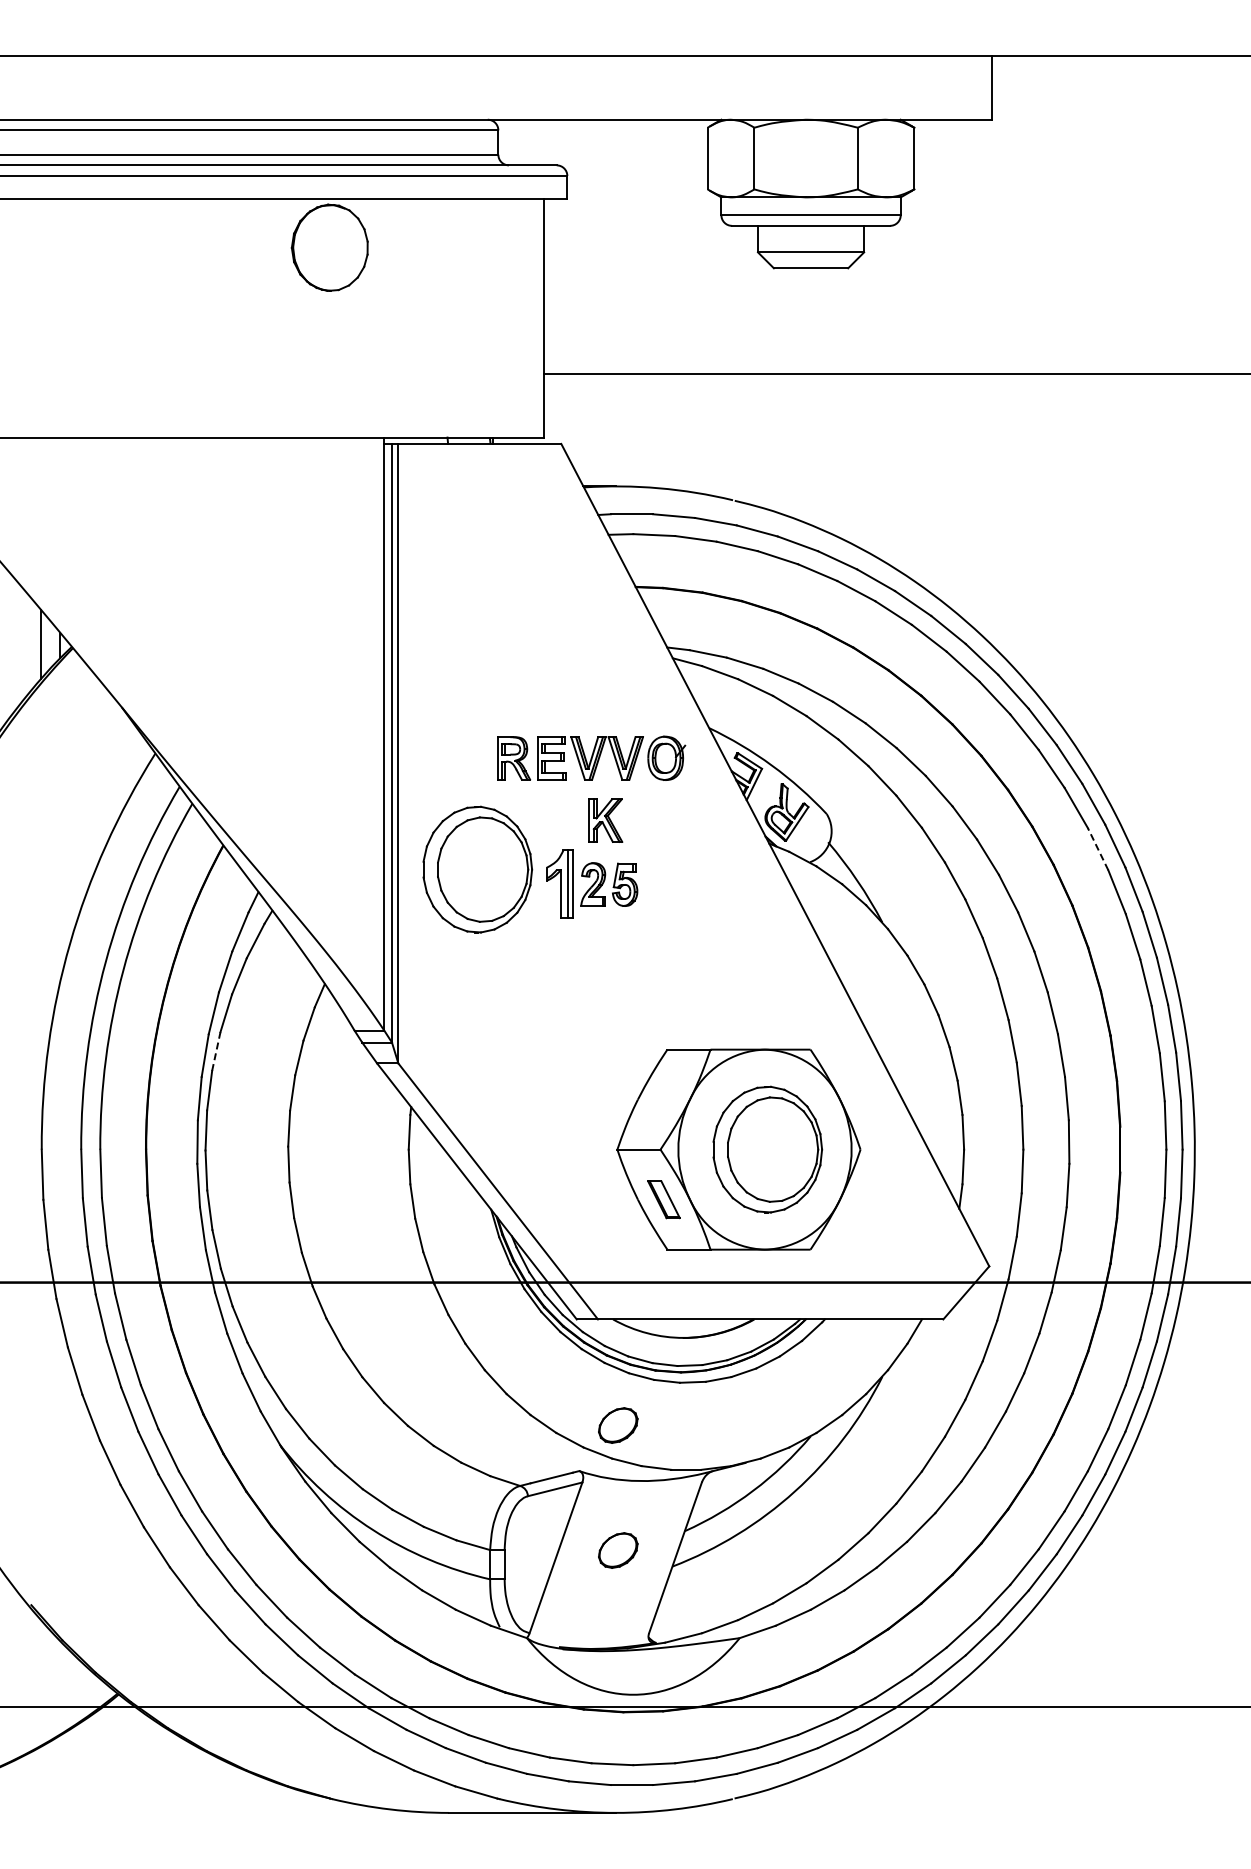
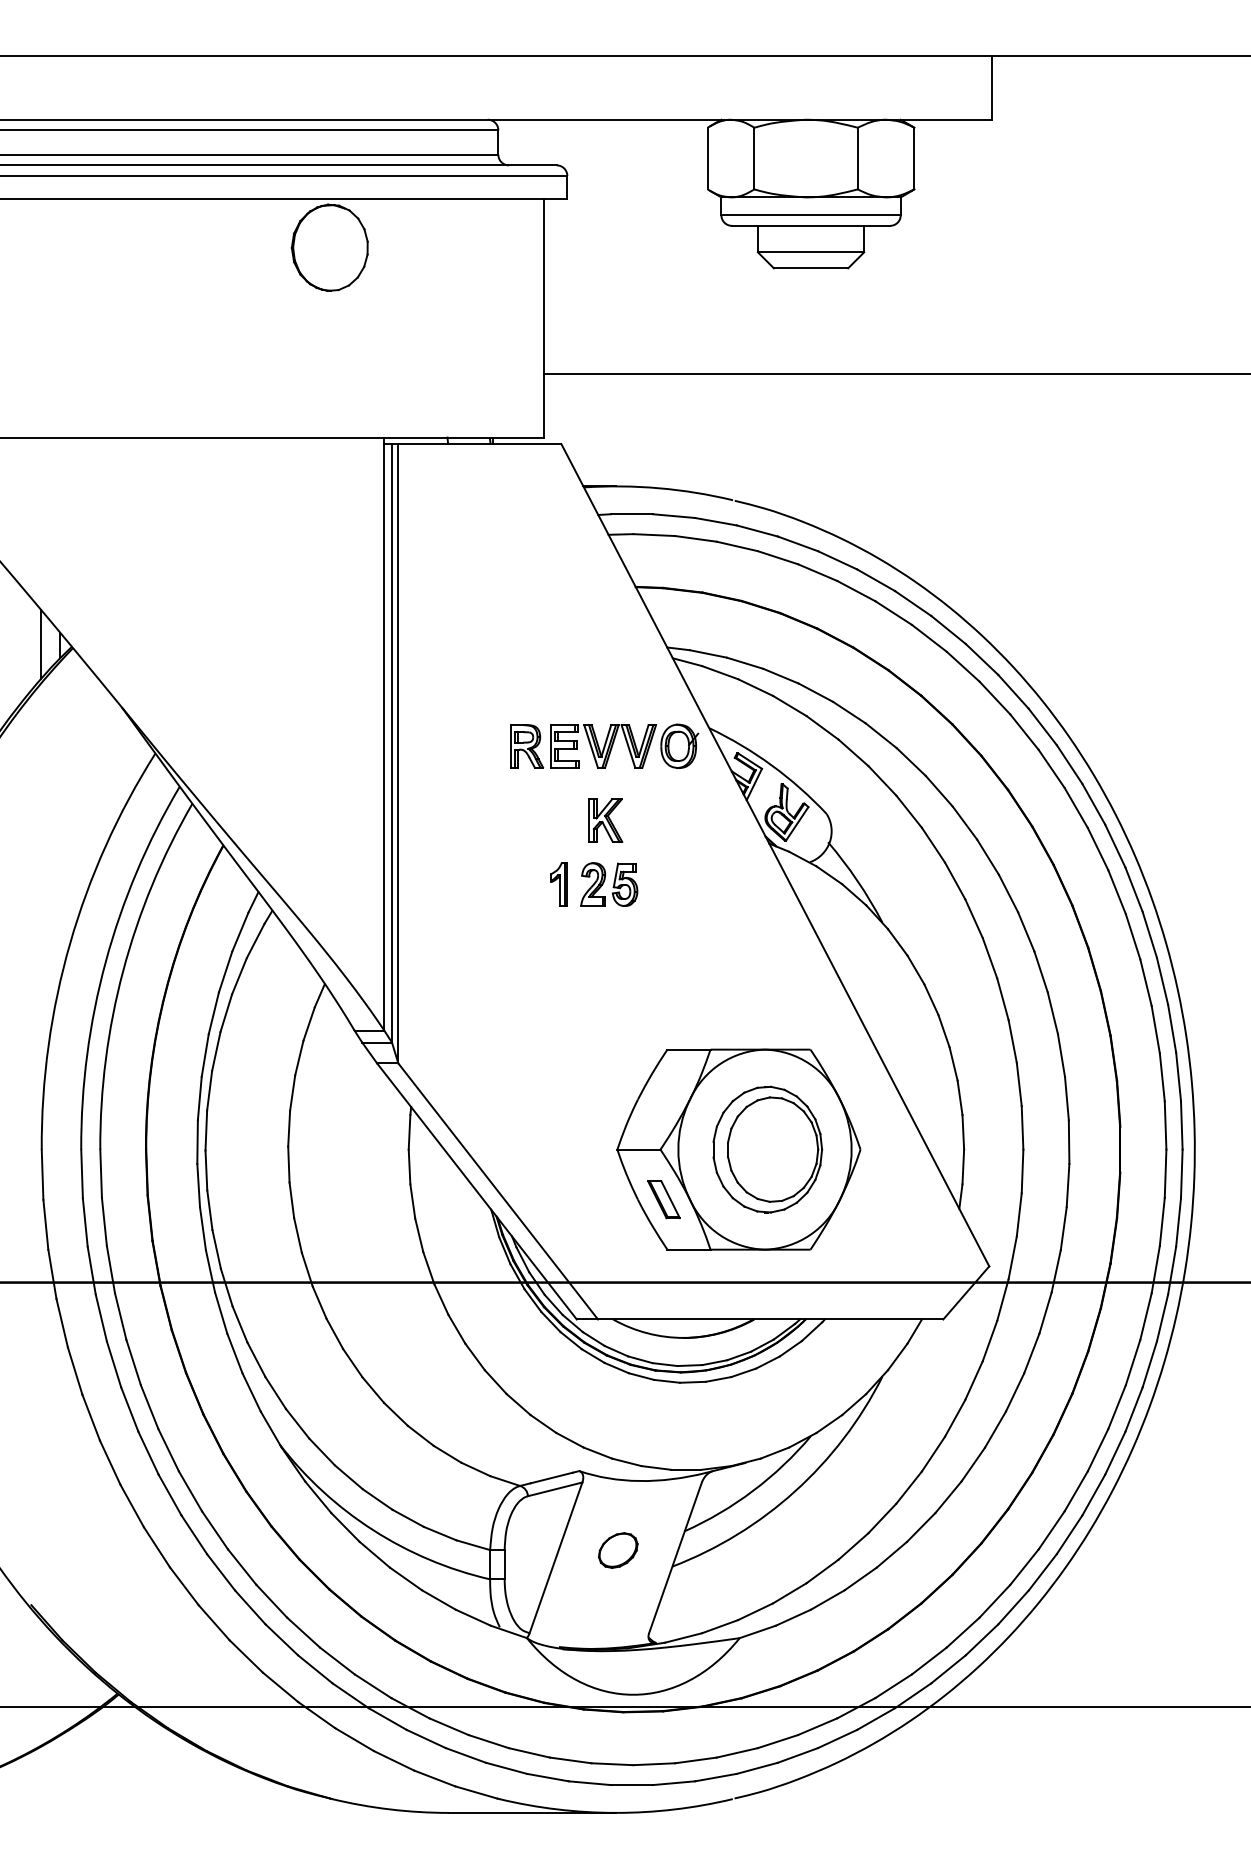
part position: (591, 757) -> (604, 745) (604, 745)
line: dashed -> solid (1097, 848)
part: present -> none (477, 869)
part size: 28x70 px -> 18x45 px (558, 884)
line: dashed -> solid (216, 1051)
part: present -> none (618, 1425)
